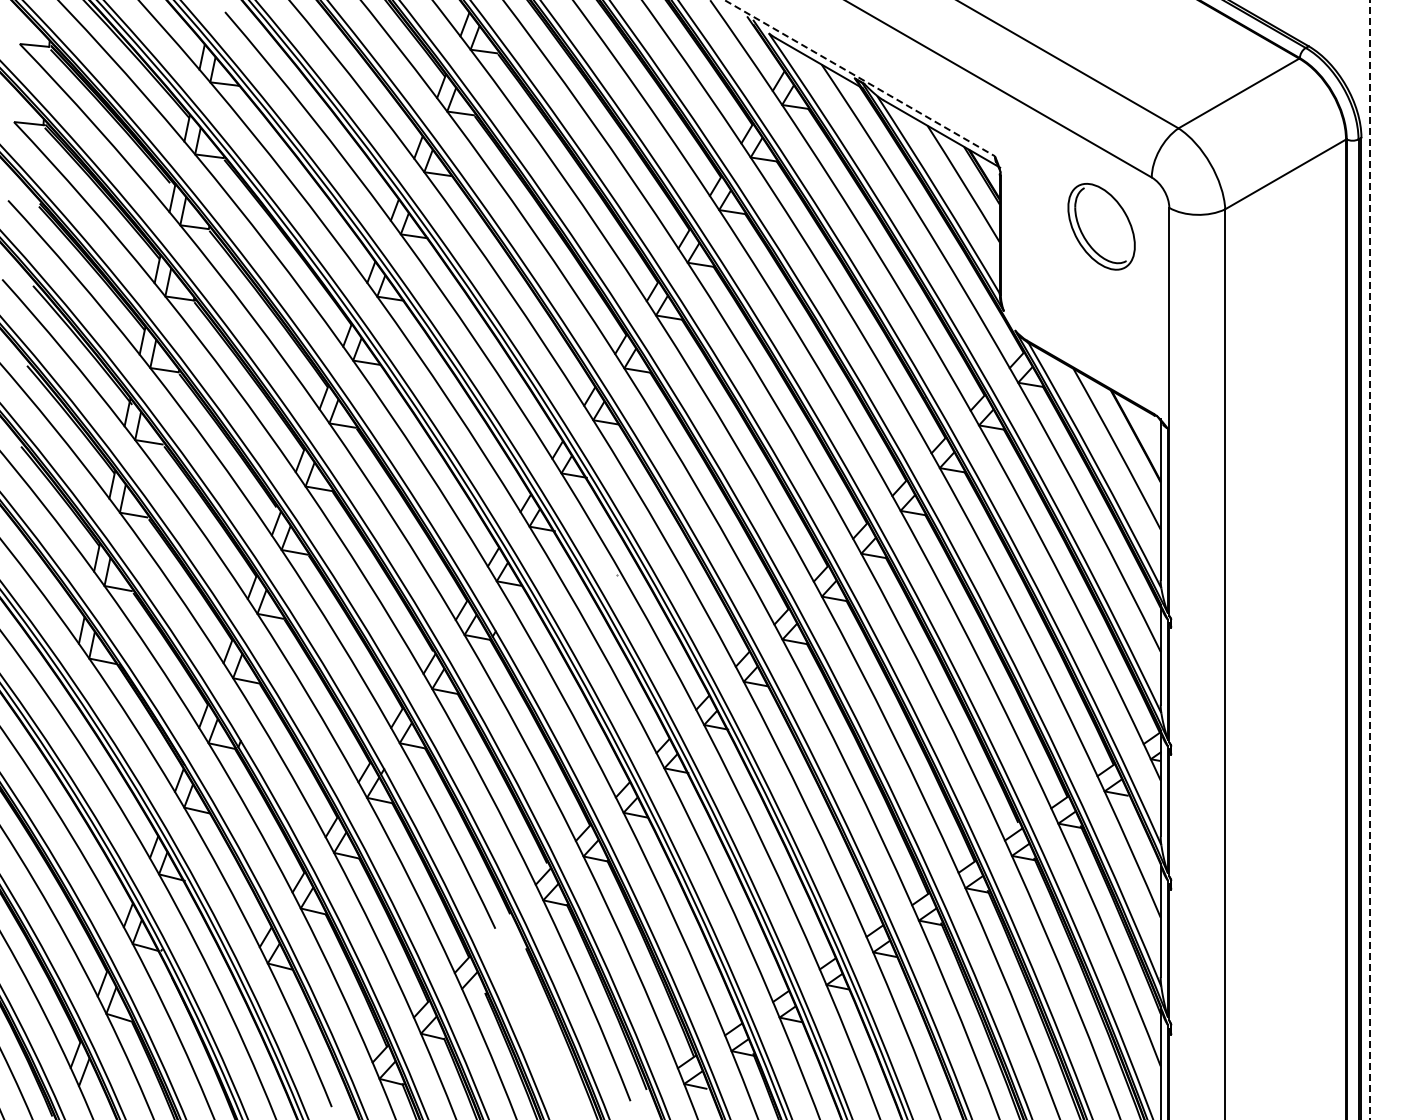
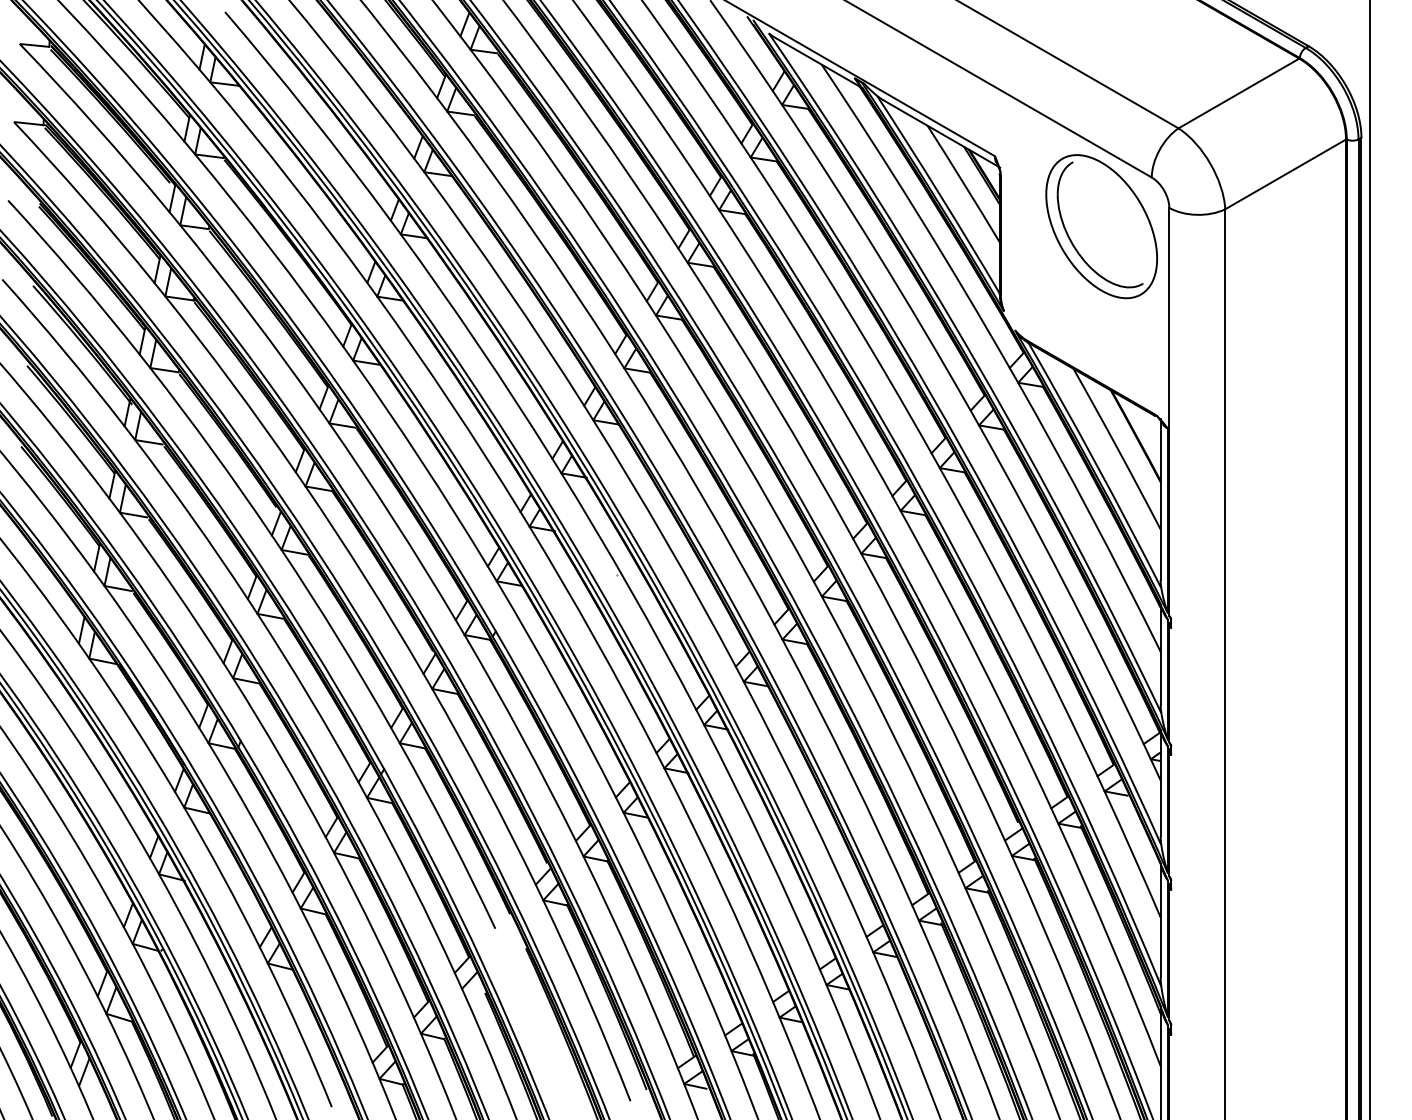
line: dashed -> solid (859, 78)
part size: 69x88 px -> 113x146 px (1101, 226)
line: dashed -> solid (1369, 560)
